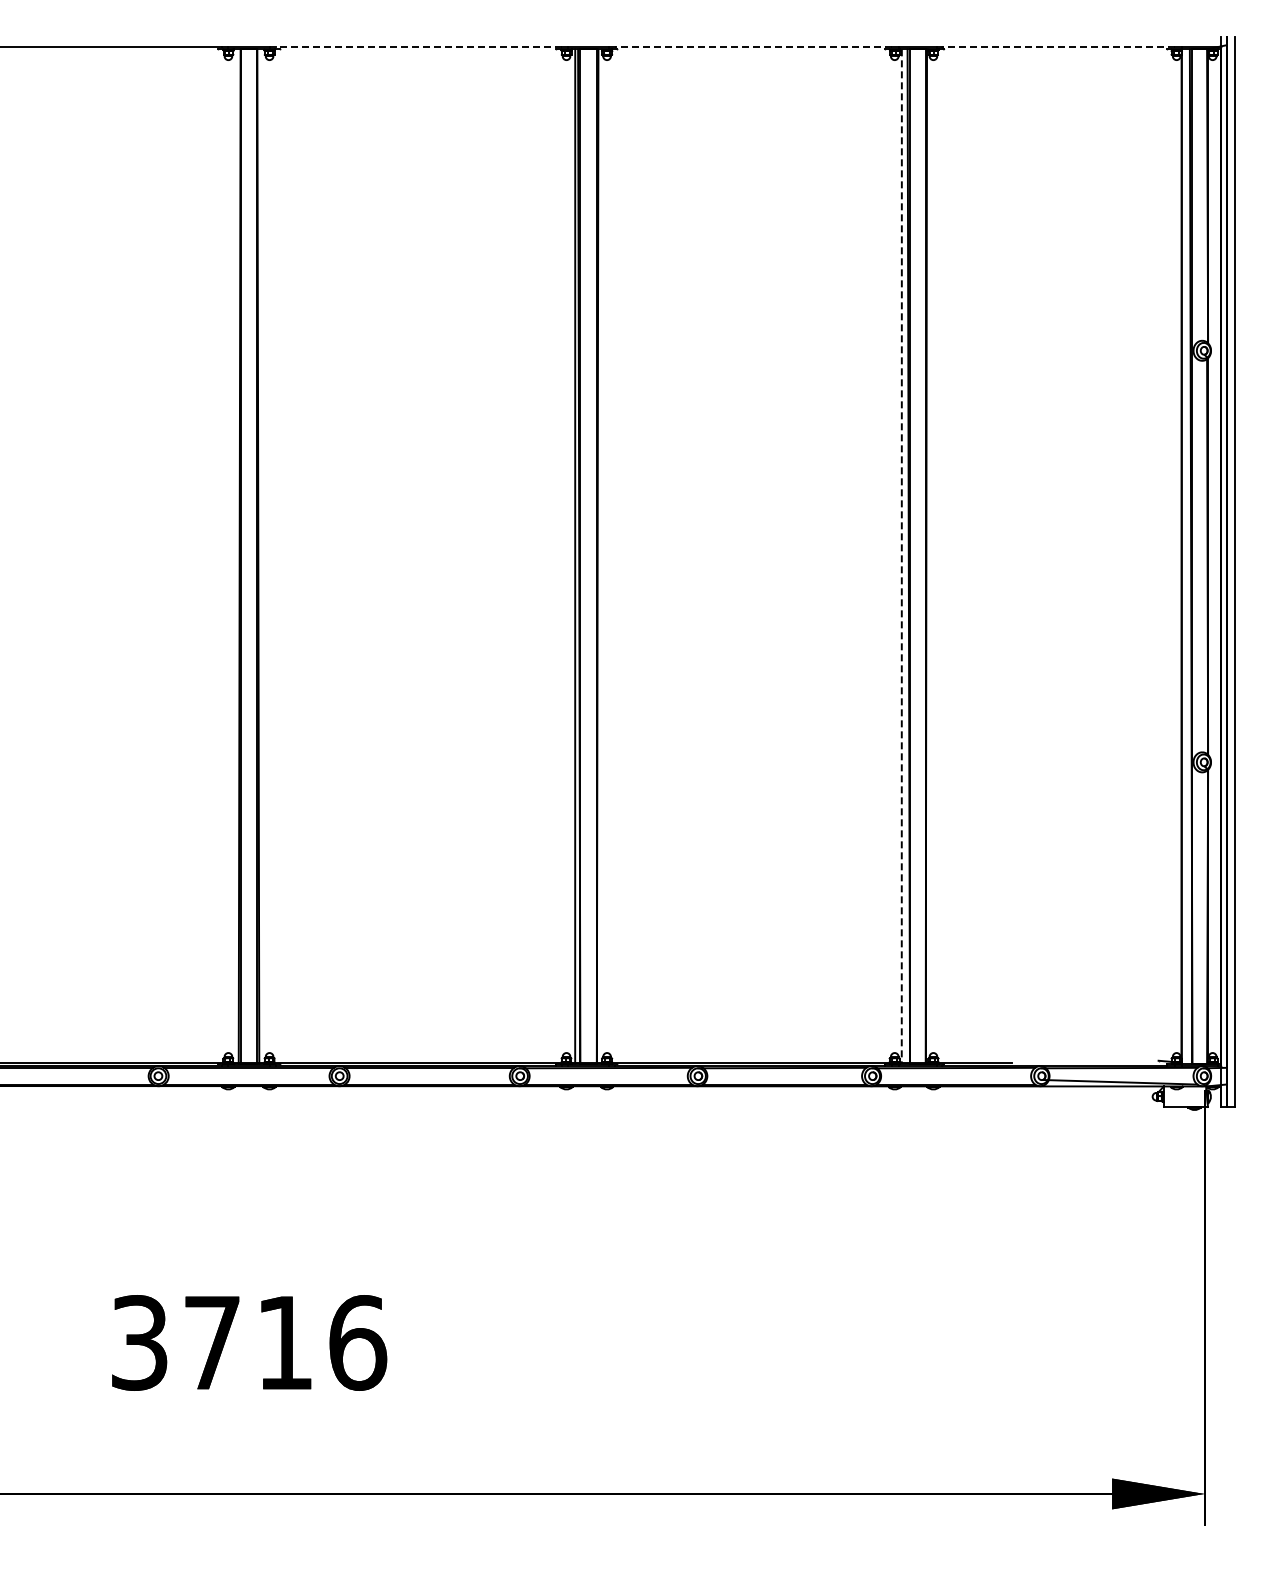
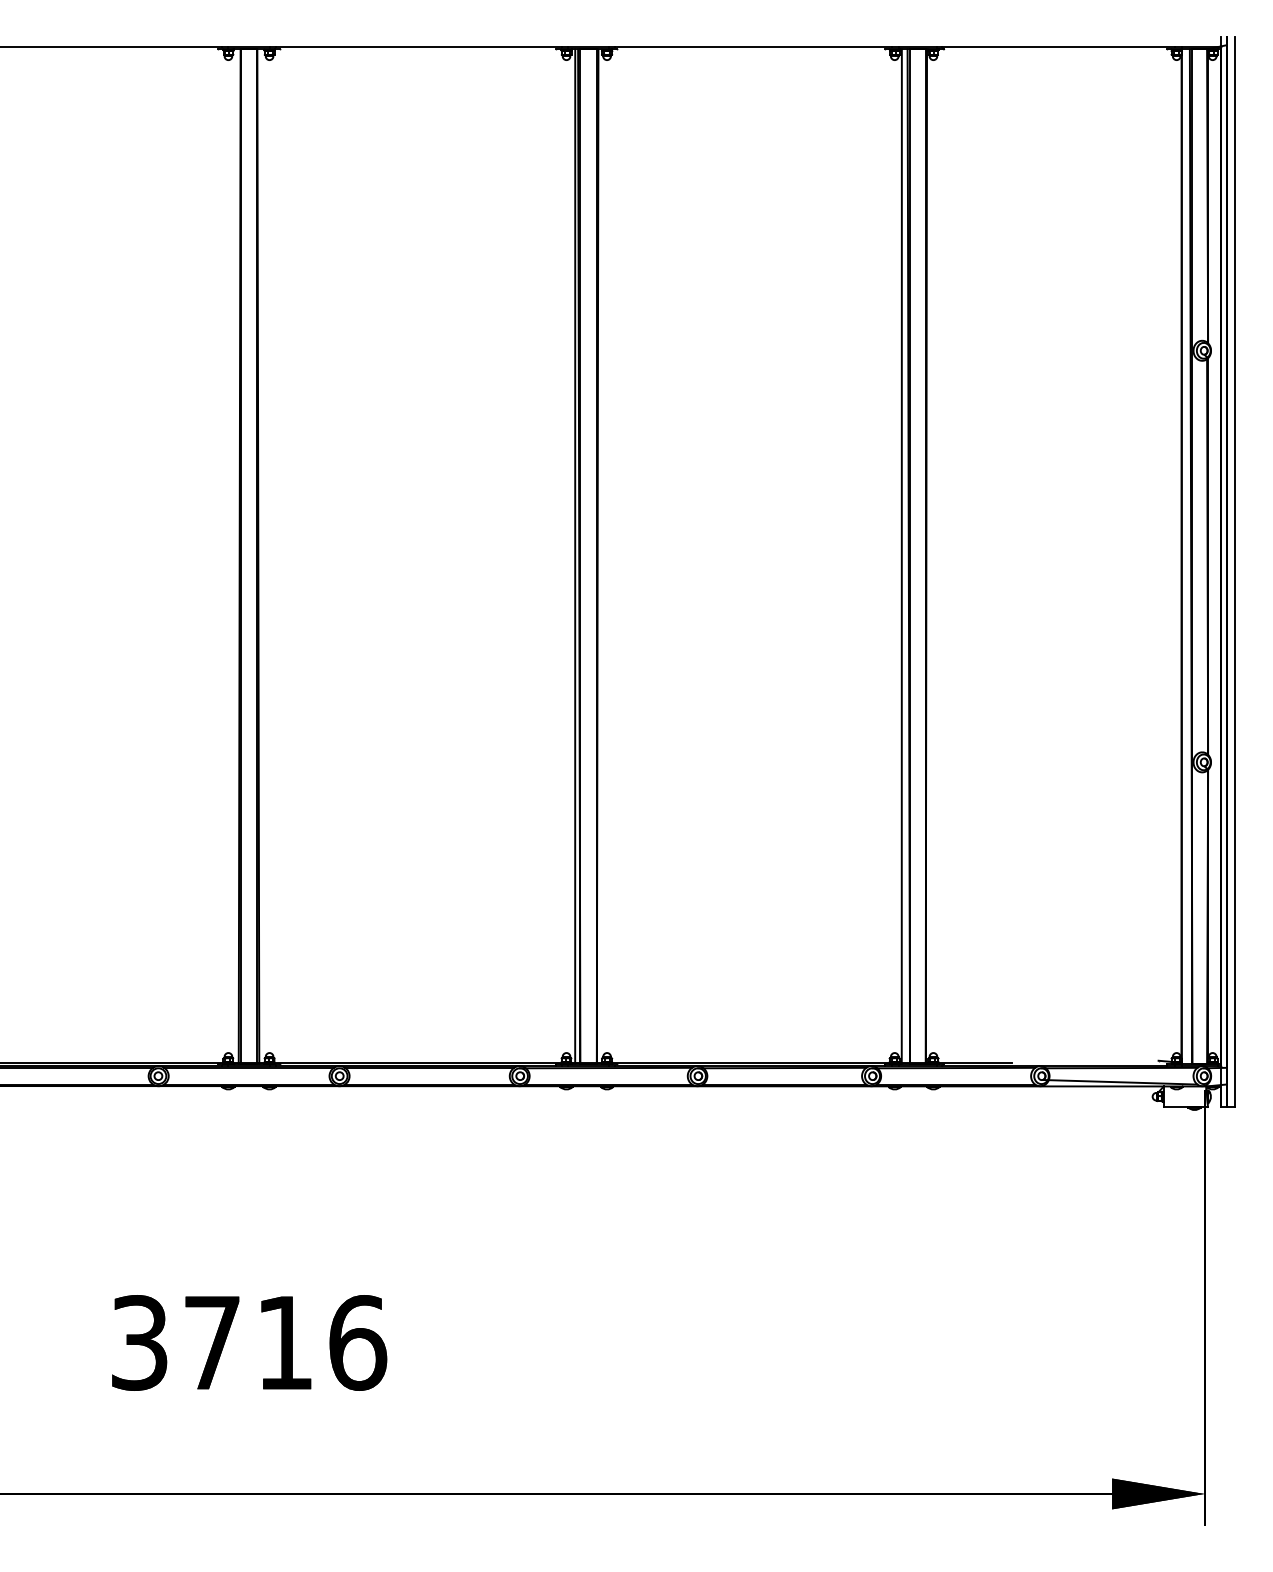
line: dashed -> solid (418, 47)
line: dashed -> solid (753, 47)
line: dashed -> solid (1058, 47)
line: dashed -> solid (901, 557)
